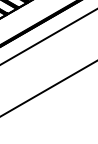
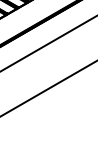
line position: (48, 36) -> (48, 43) (48, 43)
